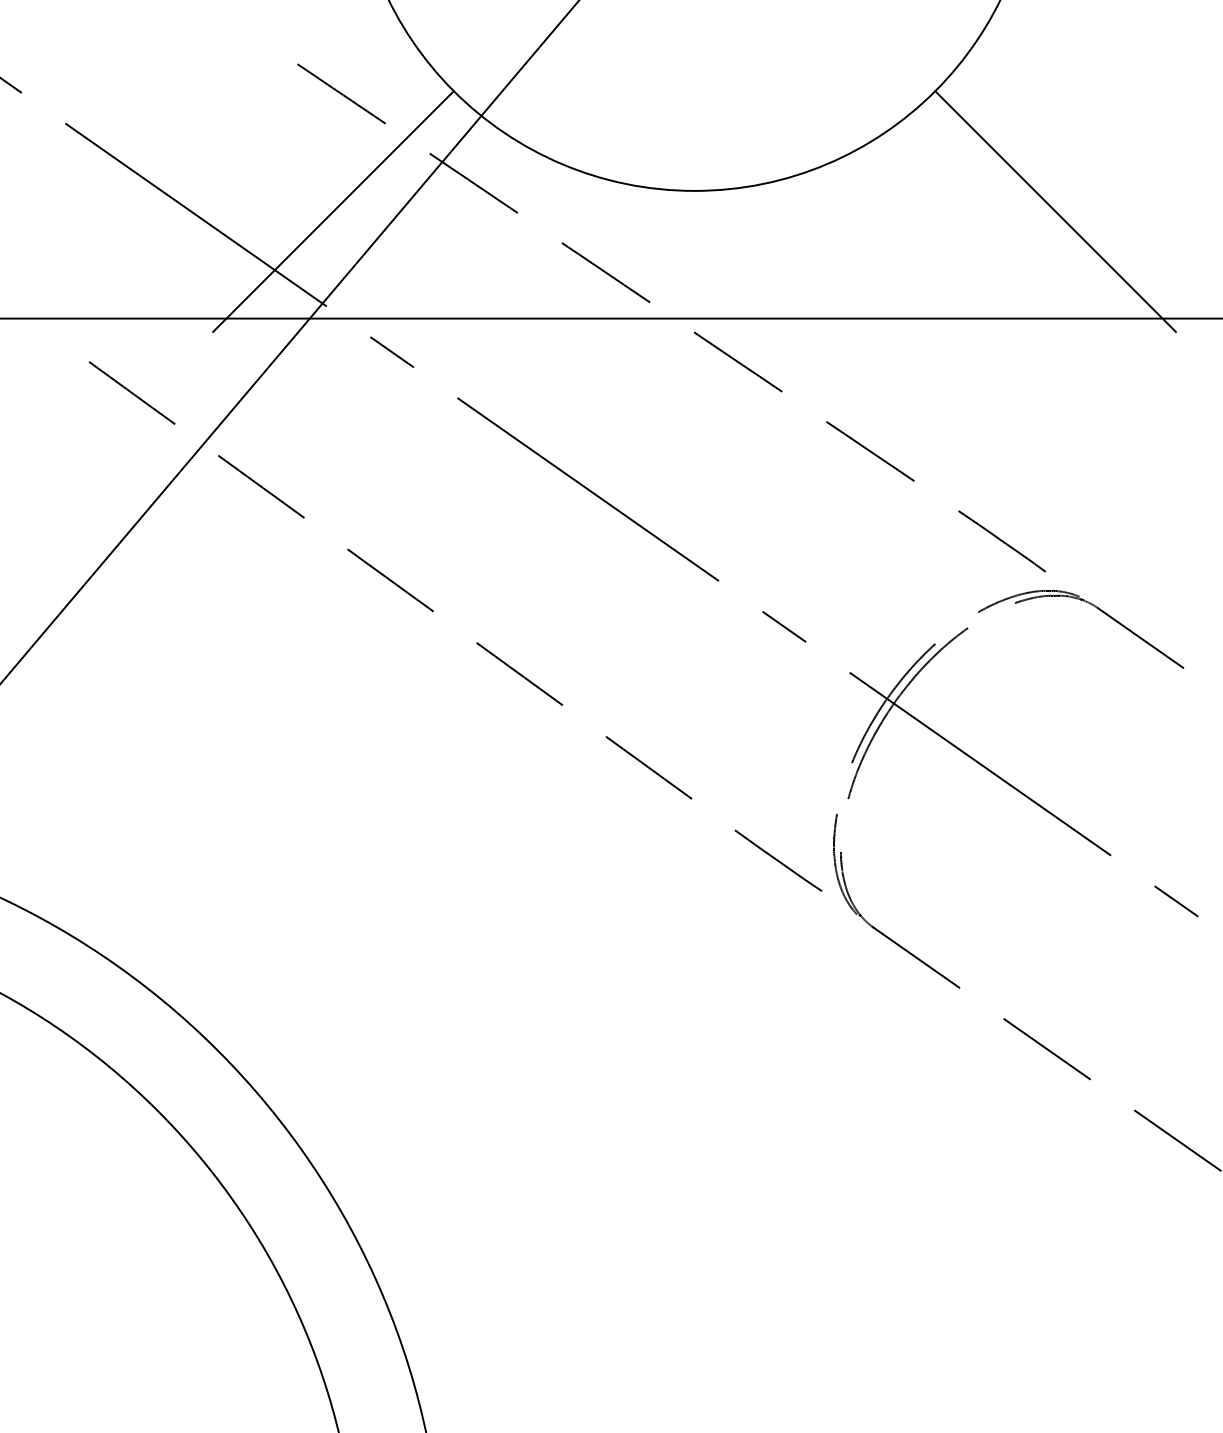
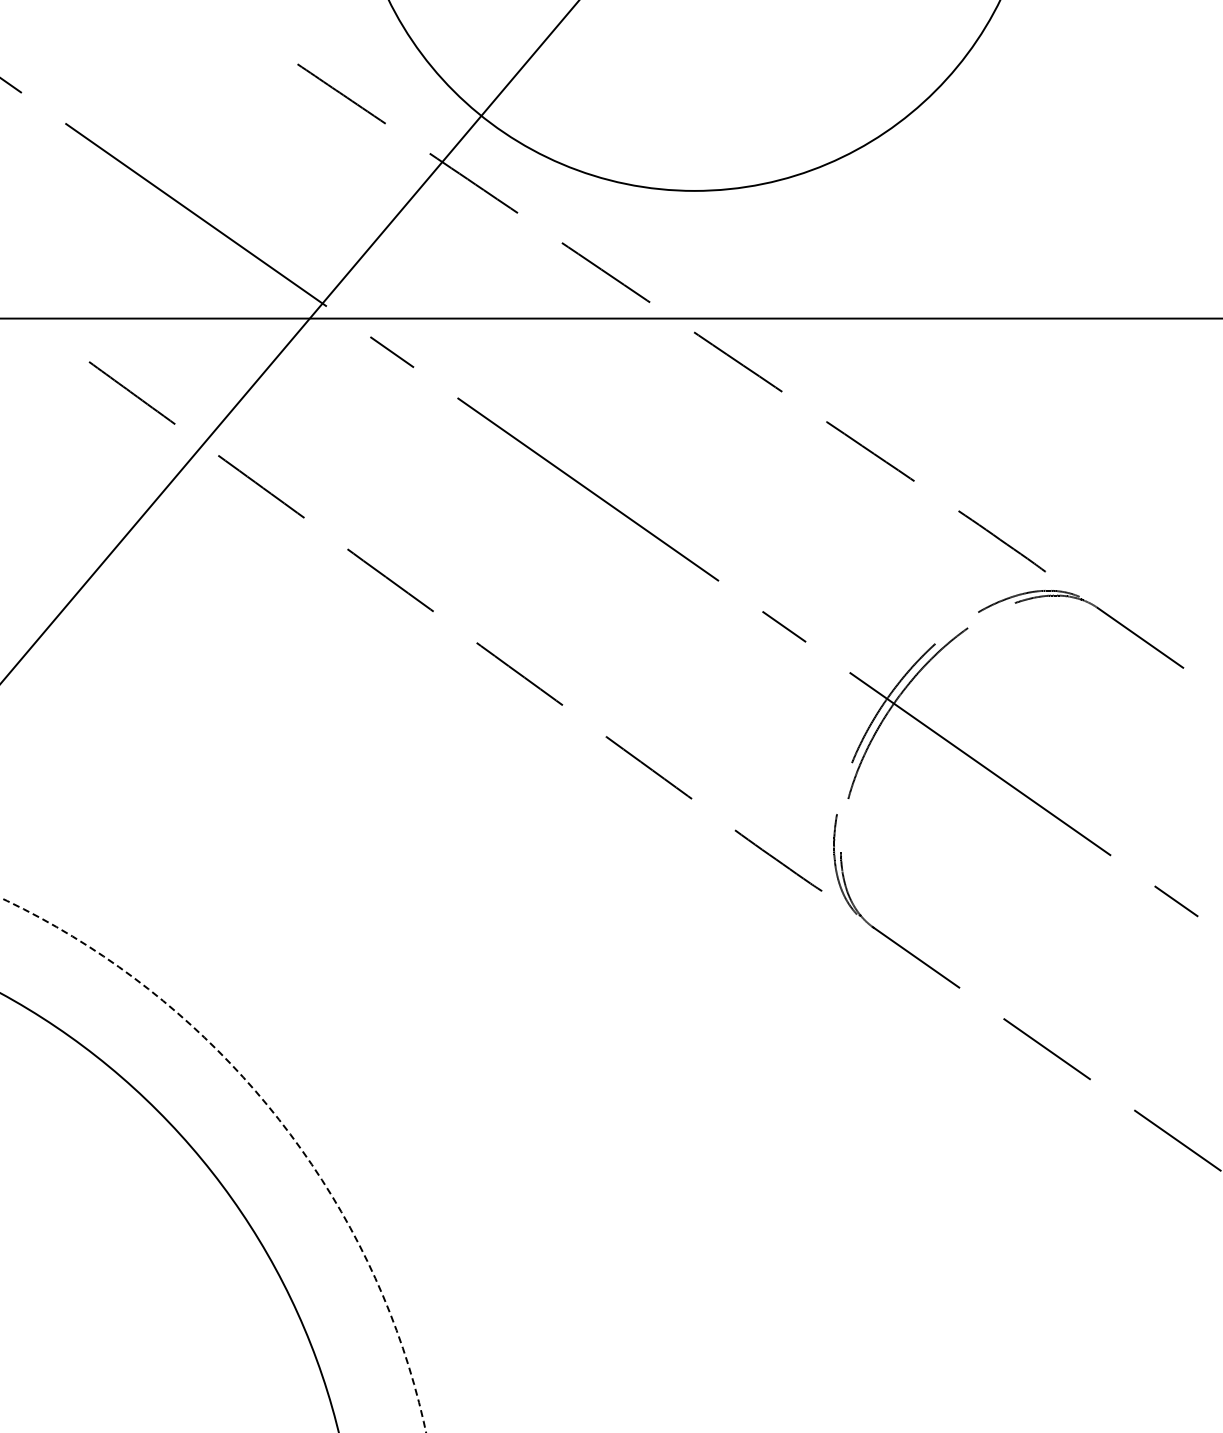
line: present -> none (333, 211)
line: present -> none (1055, 211)
circle: solid -> dashed (213, 1164)
